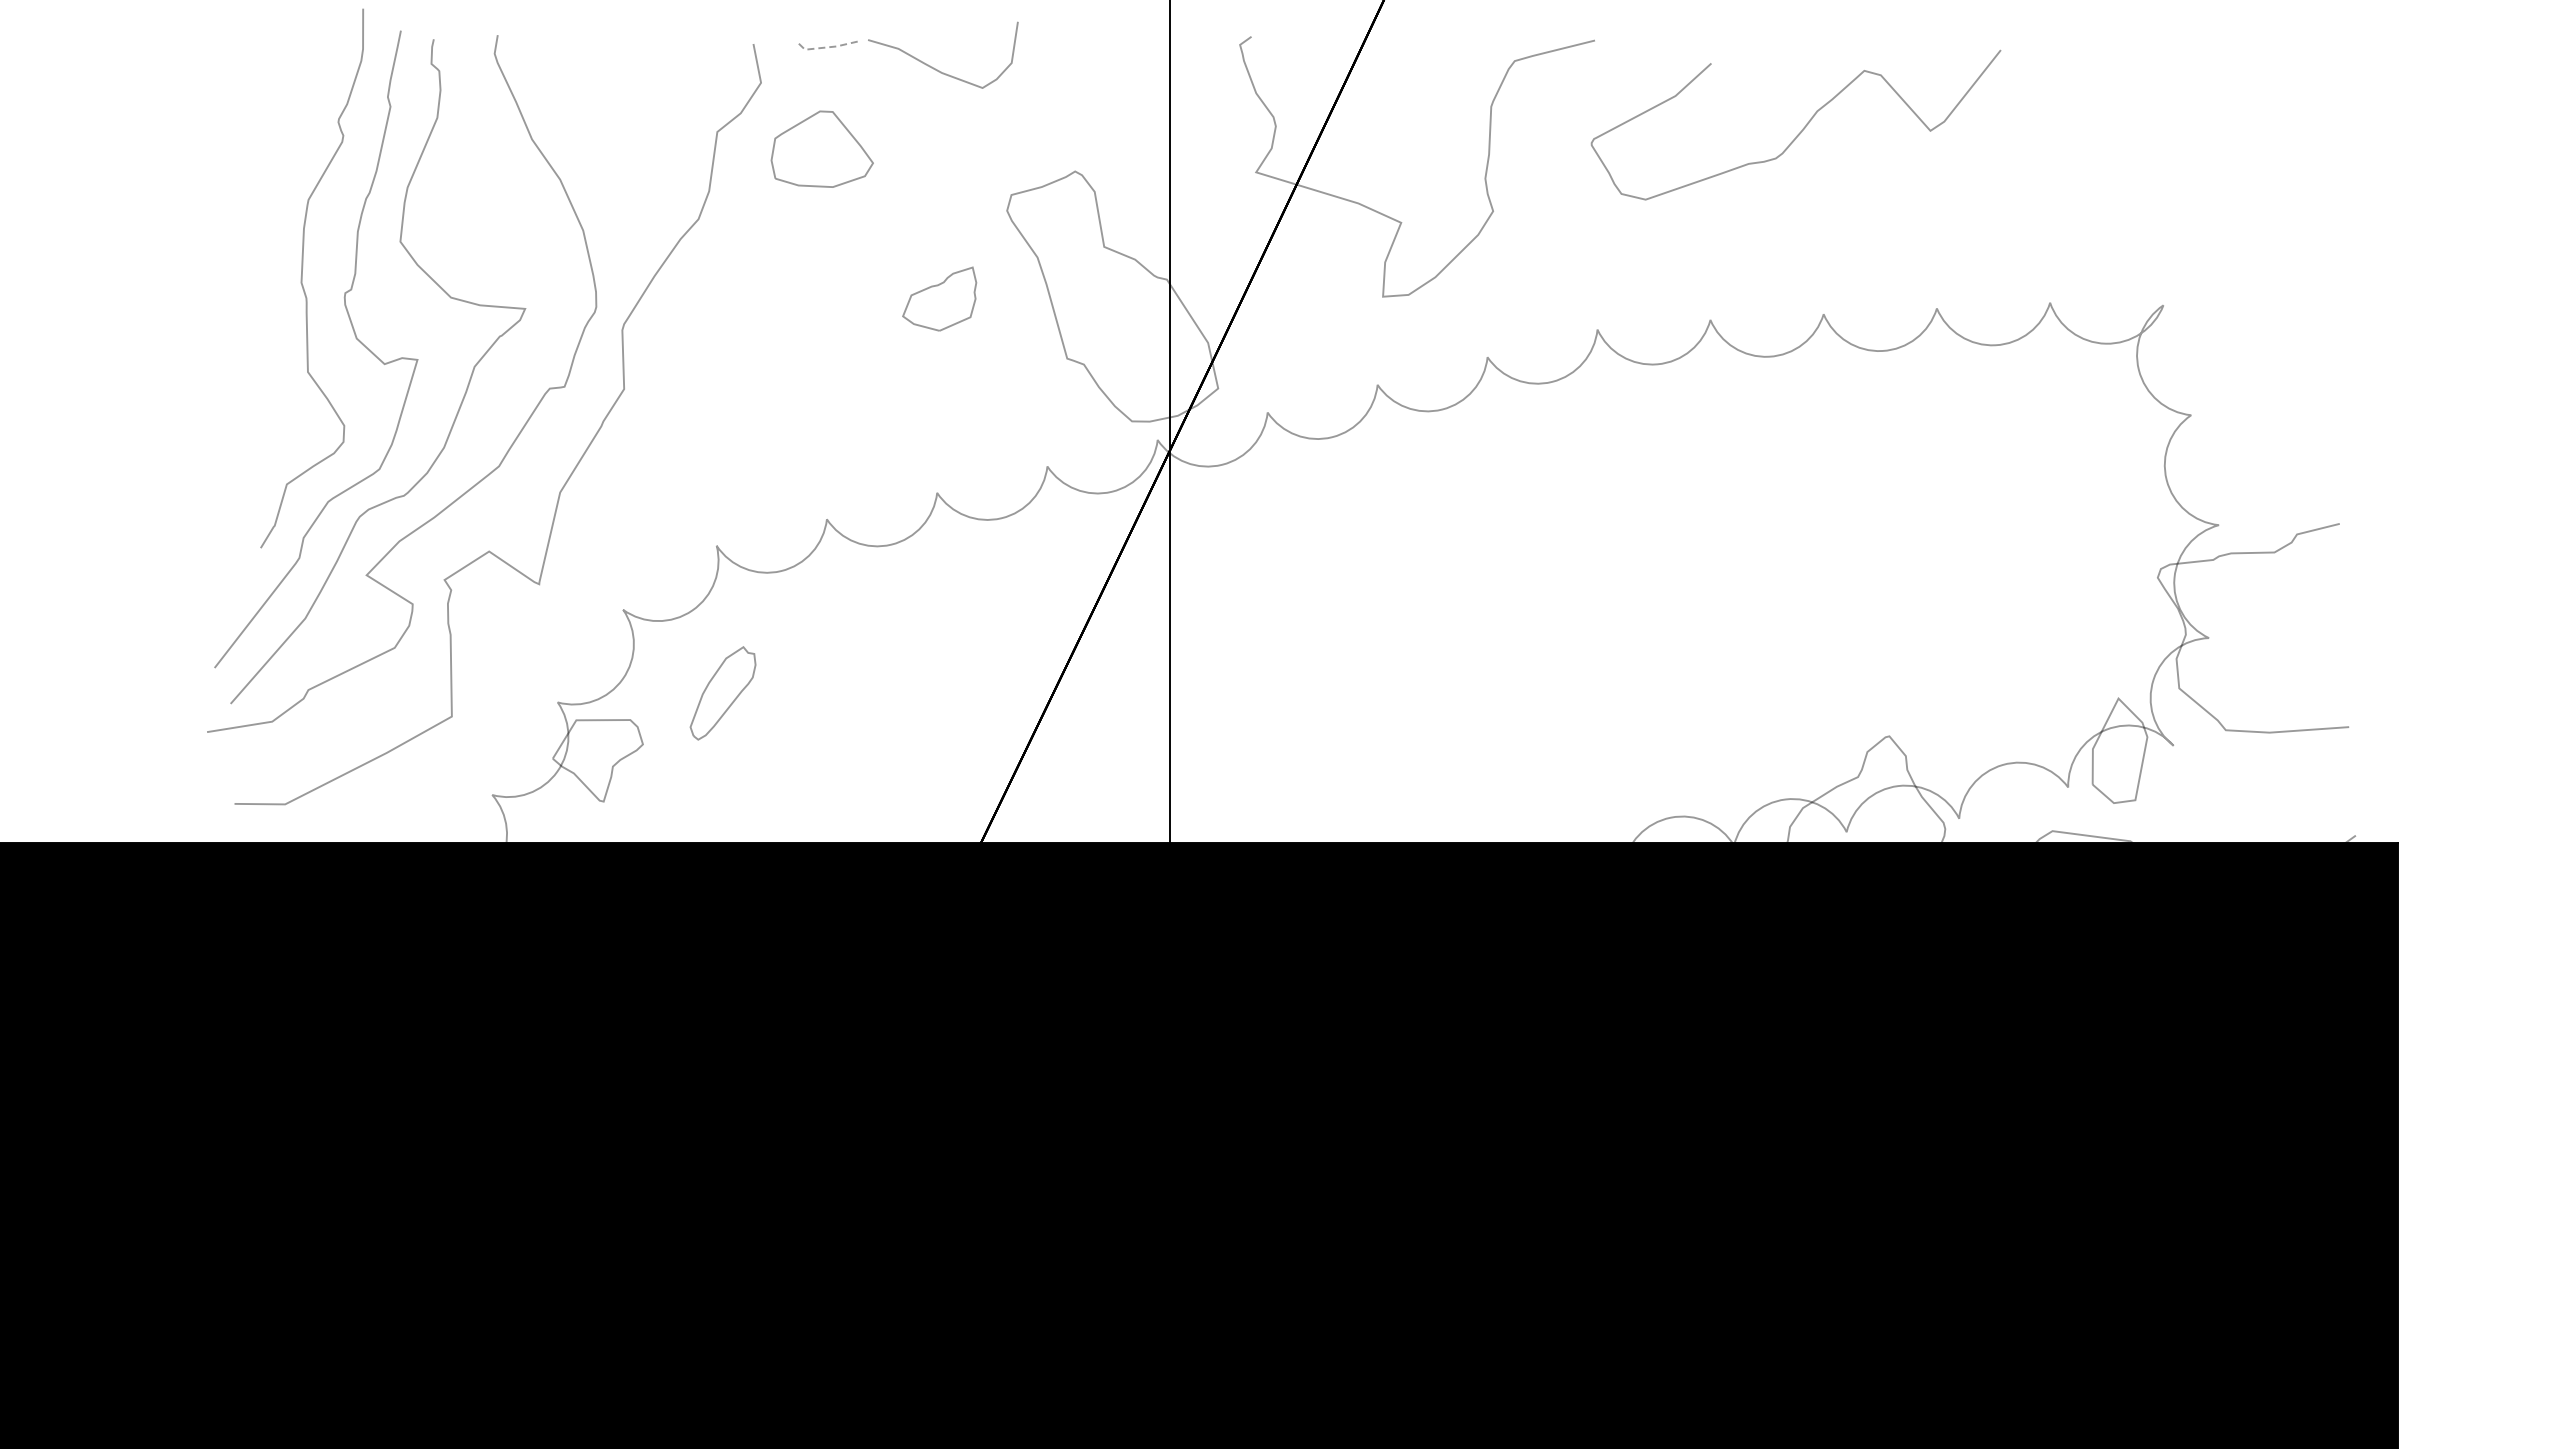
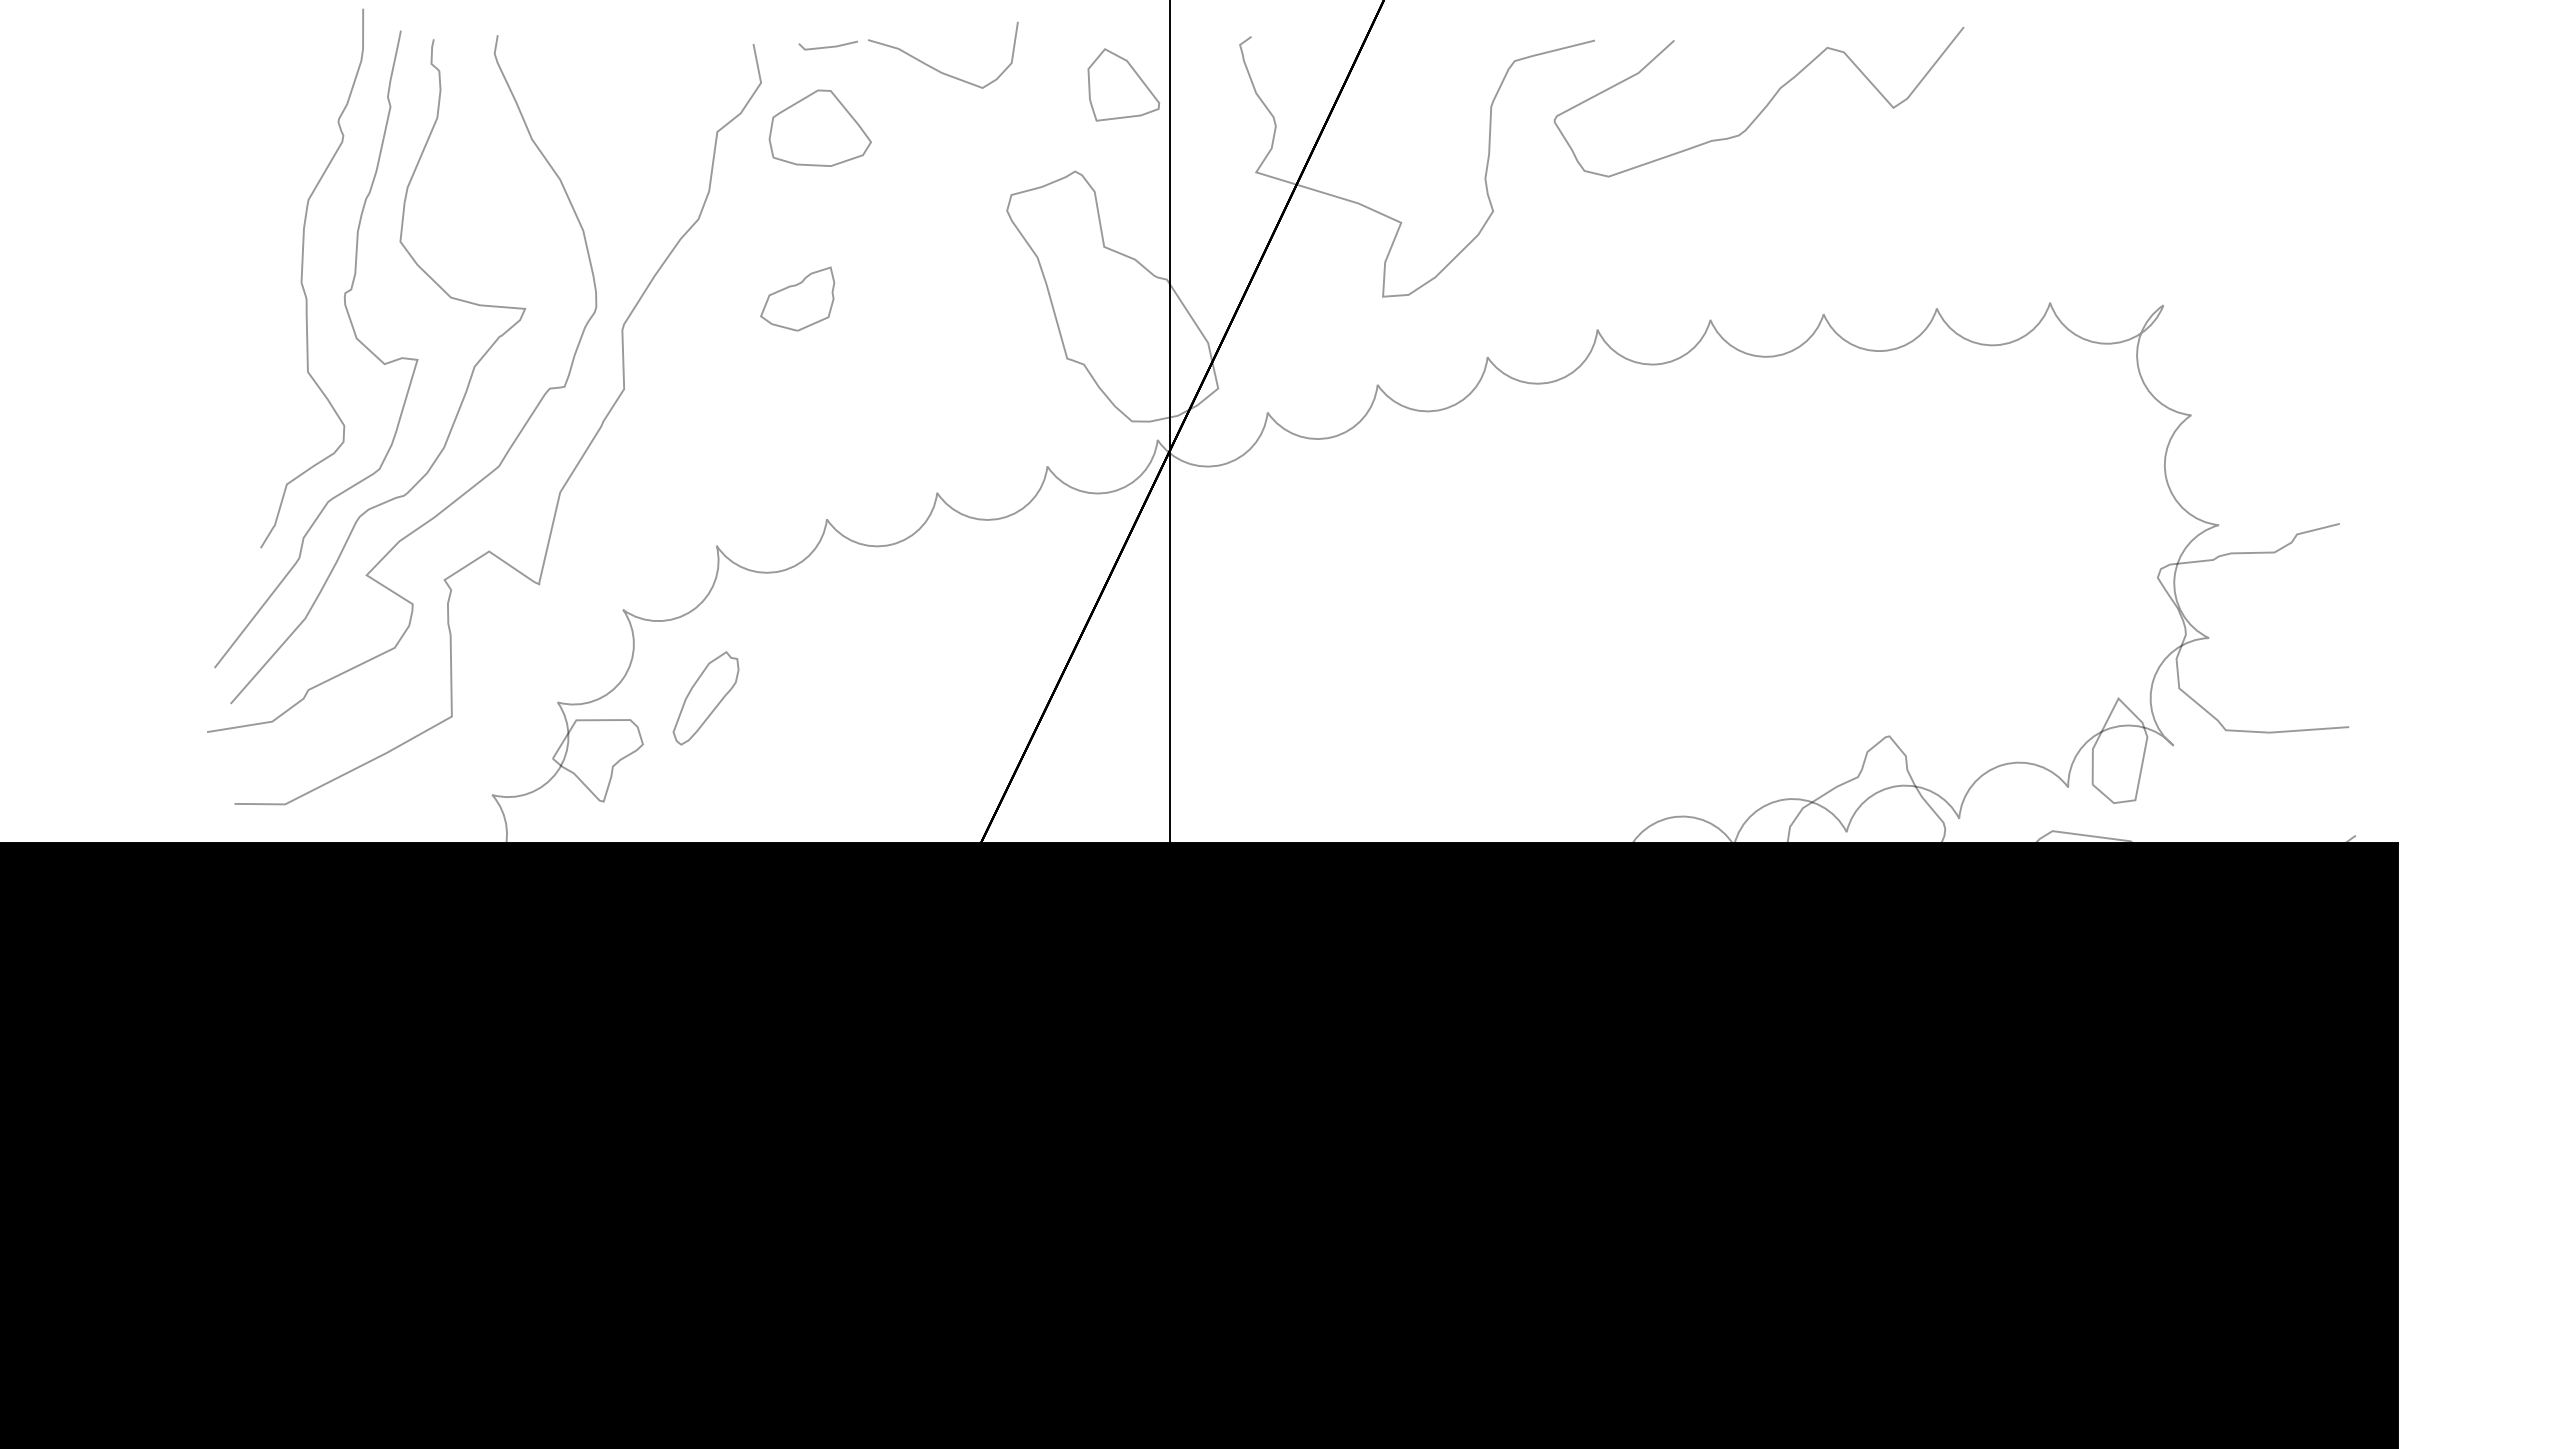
line: dashed -> solid (827, 47)
part: none -> present (1123, 84)
curve position: (1801, 130) -> (1764, 107) (1764, 107)
part position: (821, 148) -> (819, 127) (819, 127)
part position: (939, 298) -> (797, 298) (797, 298)
part position: (722, 693) -> (705, 698) (705, 698)
